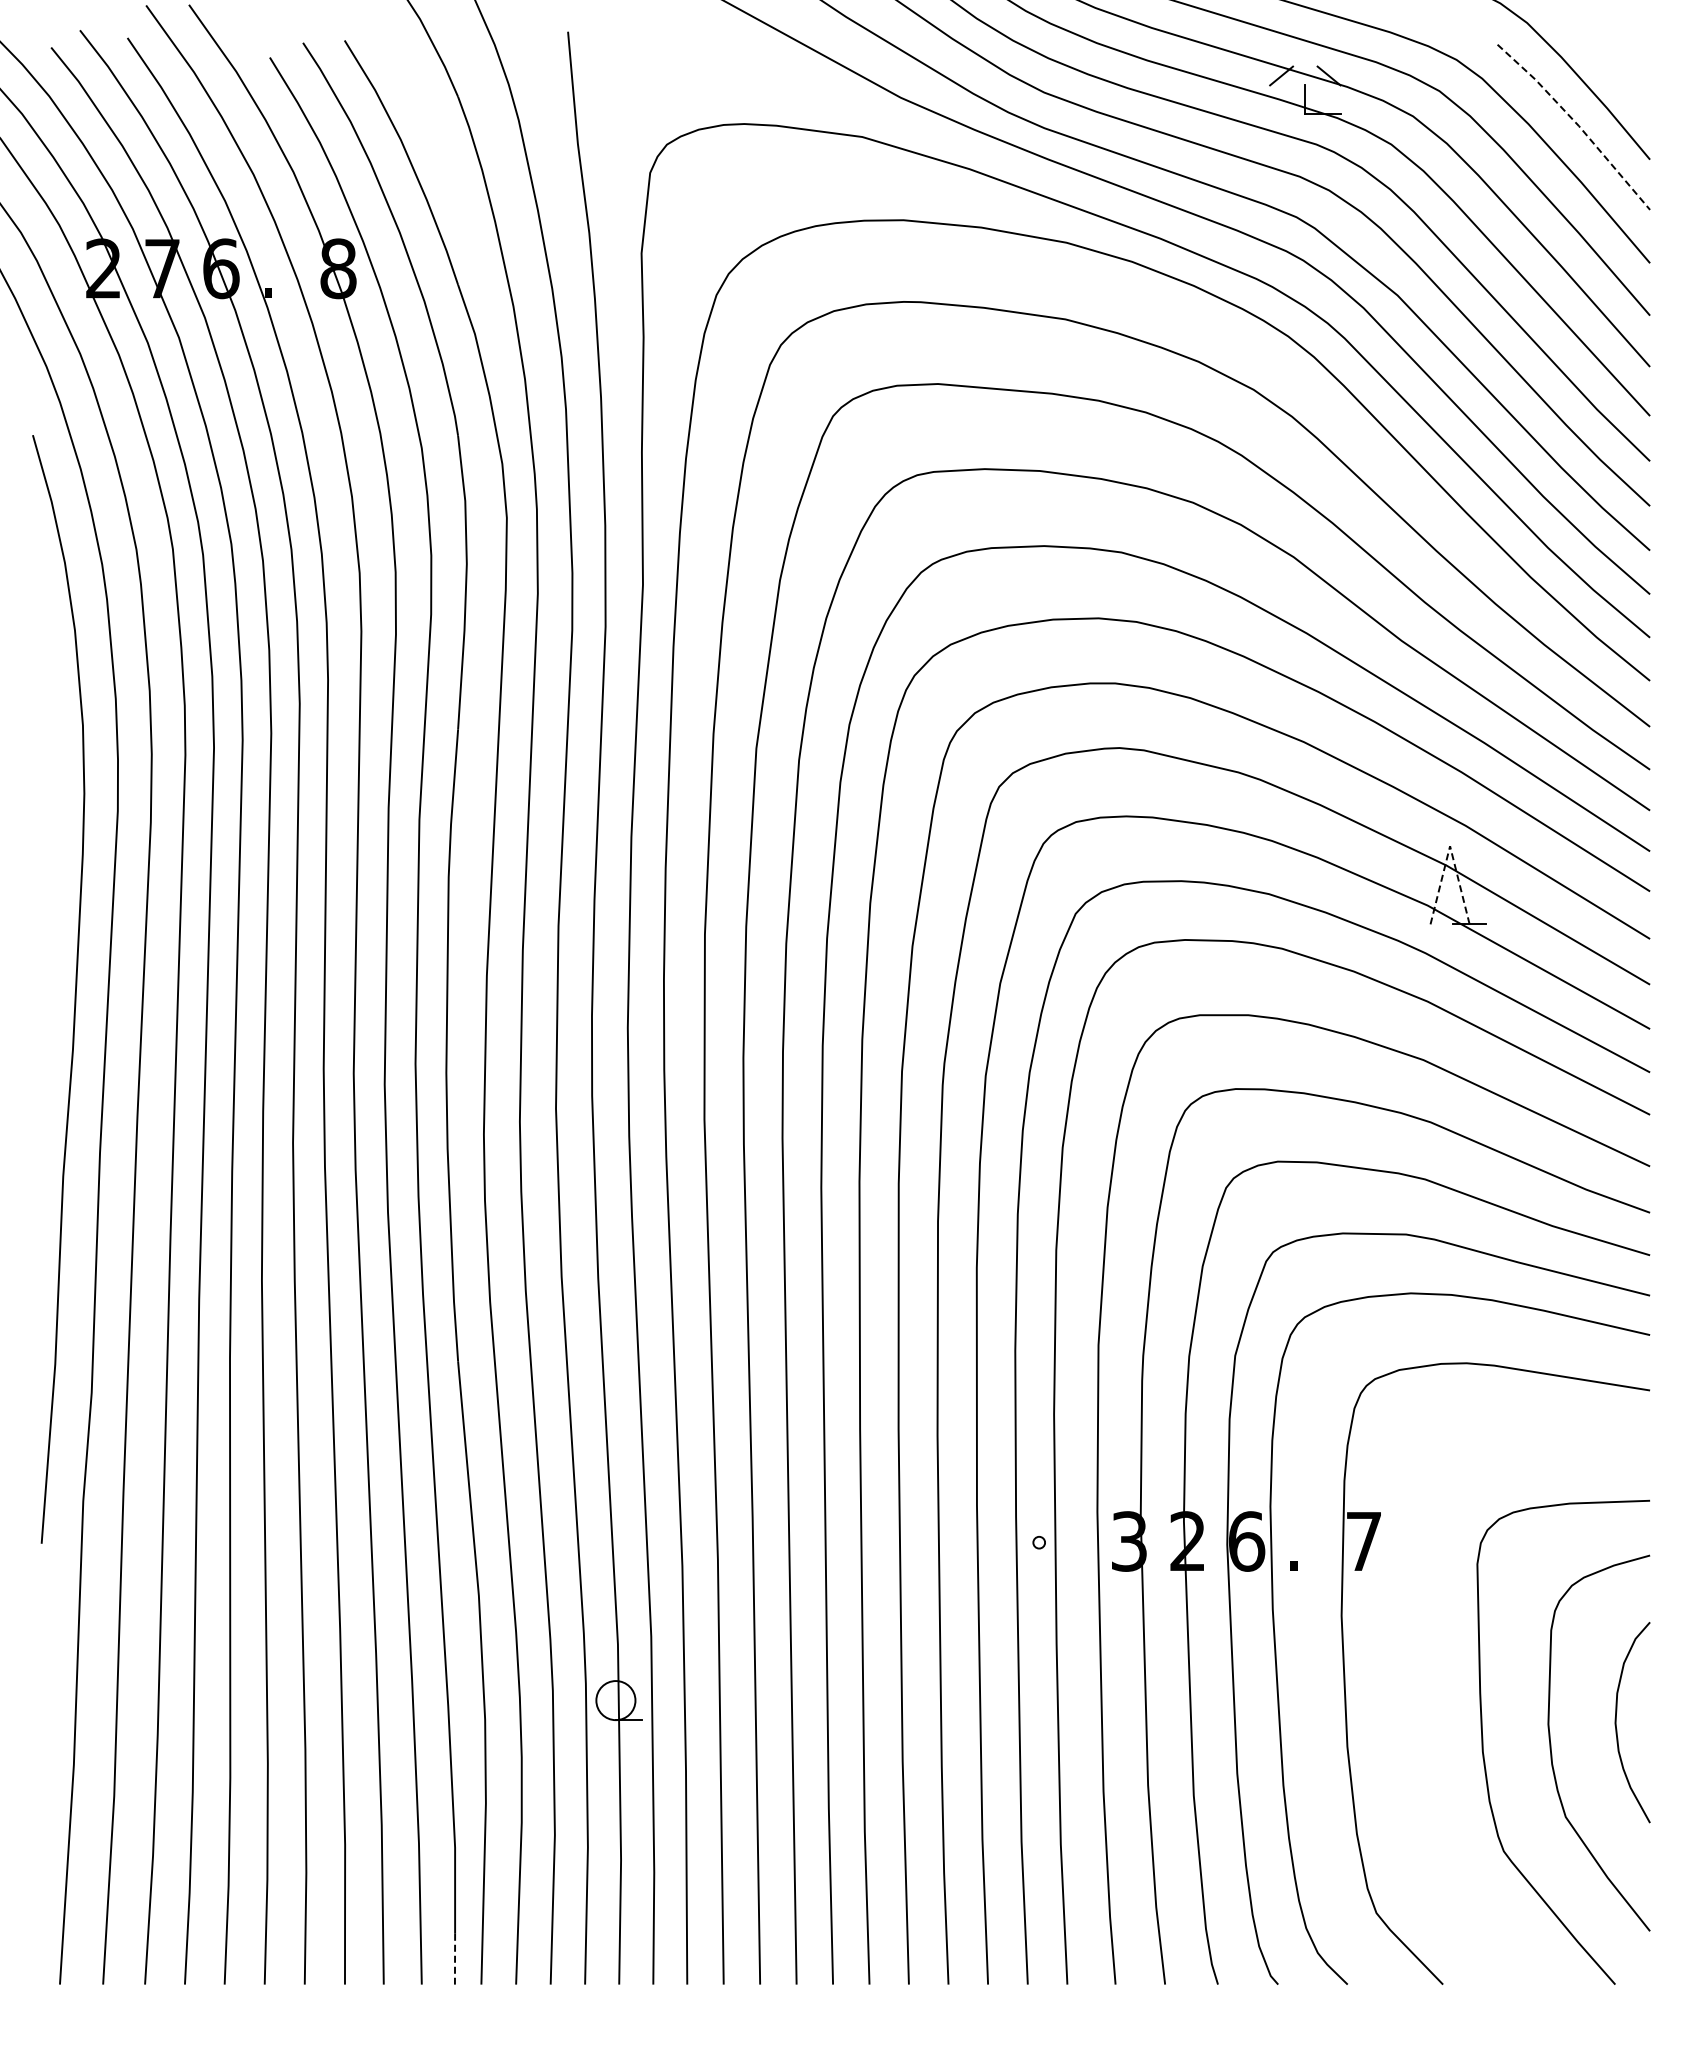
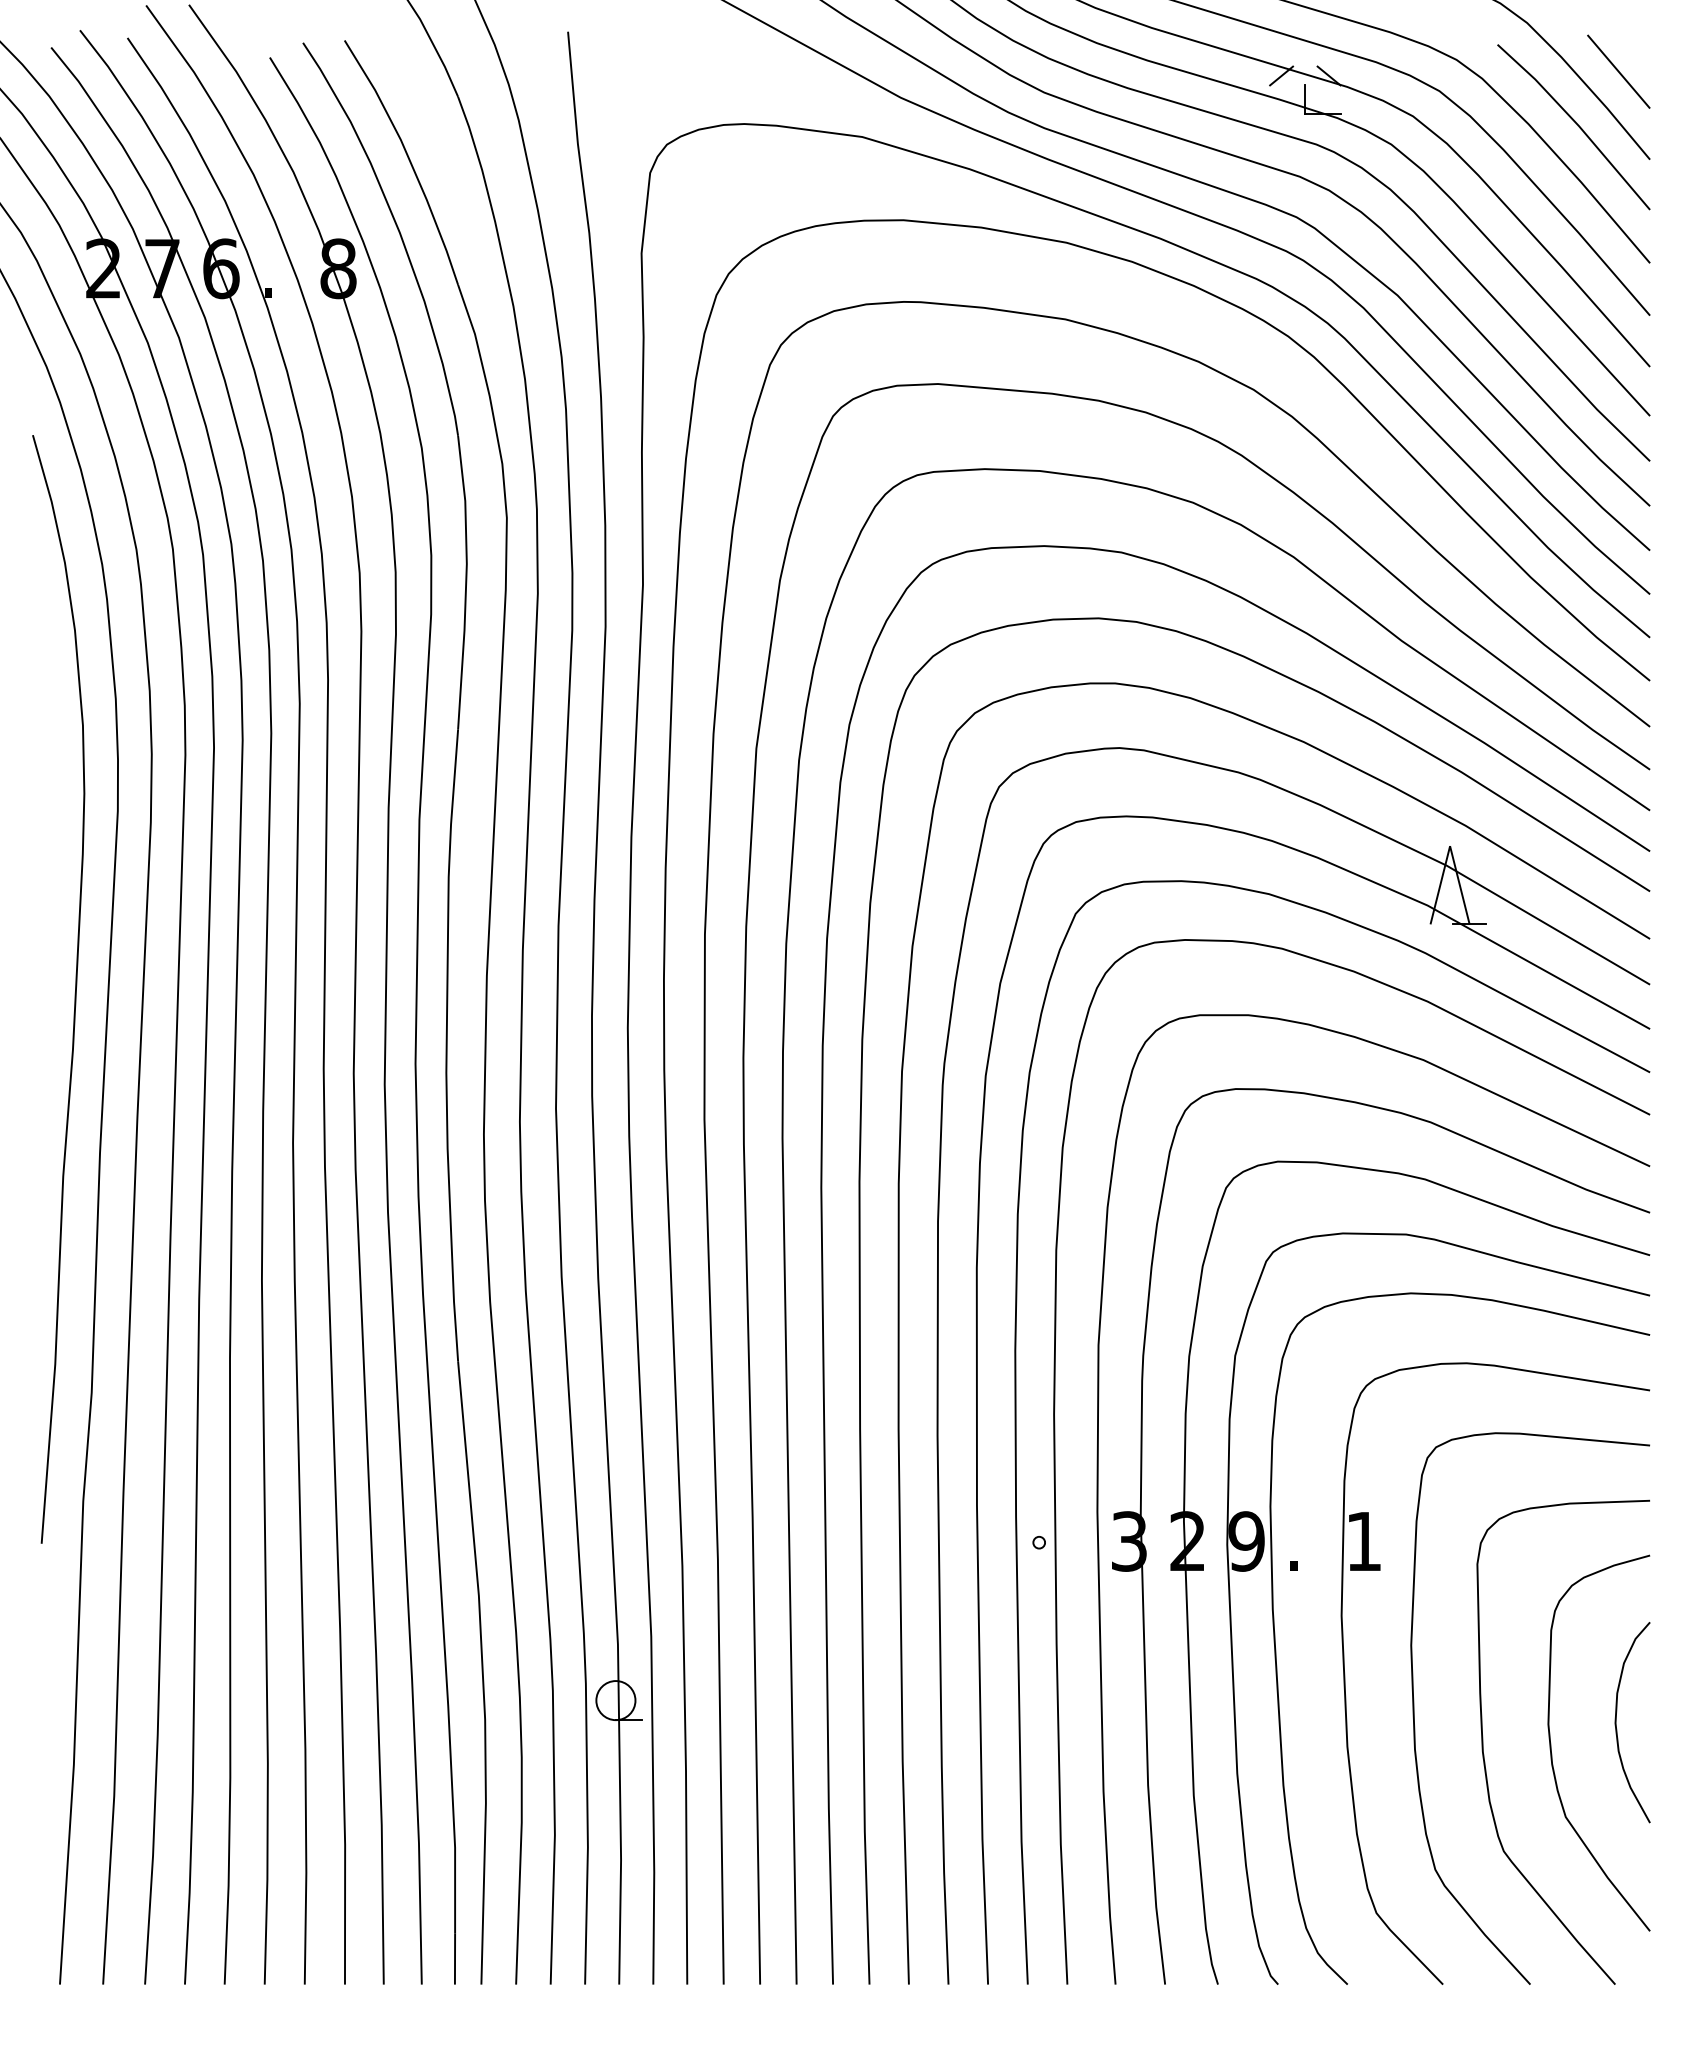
line: none -> present (1618, 71)
line: dashed -> solid (1577, 124)
line: dashed -> solid (1450, 846)
text: 6 -> 9 (1246, 1541)
text: 7 -> 1 (1363, 1541)
curve: none -> present (1414, 1708)
line: dashed -> solid (455, 1959)
